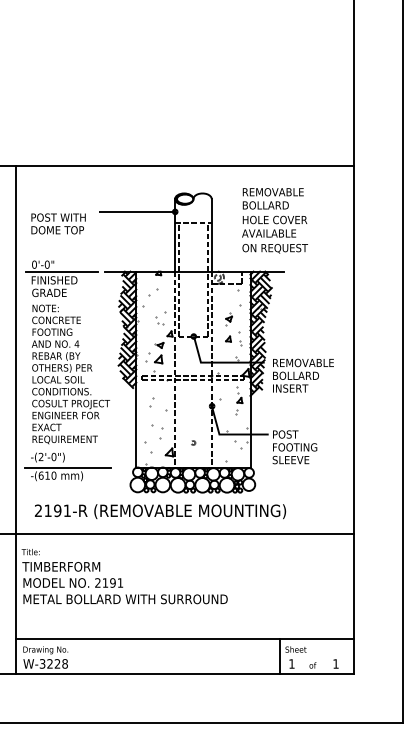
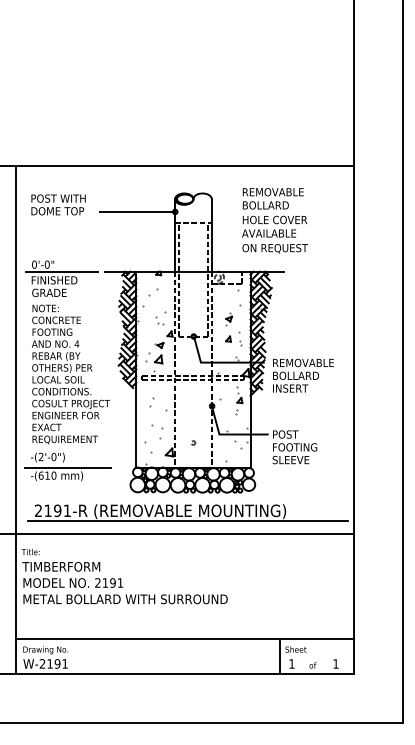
text position: (58, 223) -> (58, 204) (58, 204)
line: none -> present (187, 521)
text: W-3228 -> W-2191 (53, 663)
